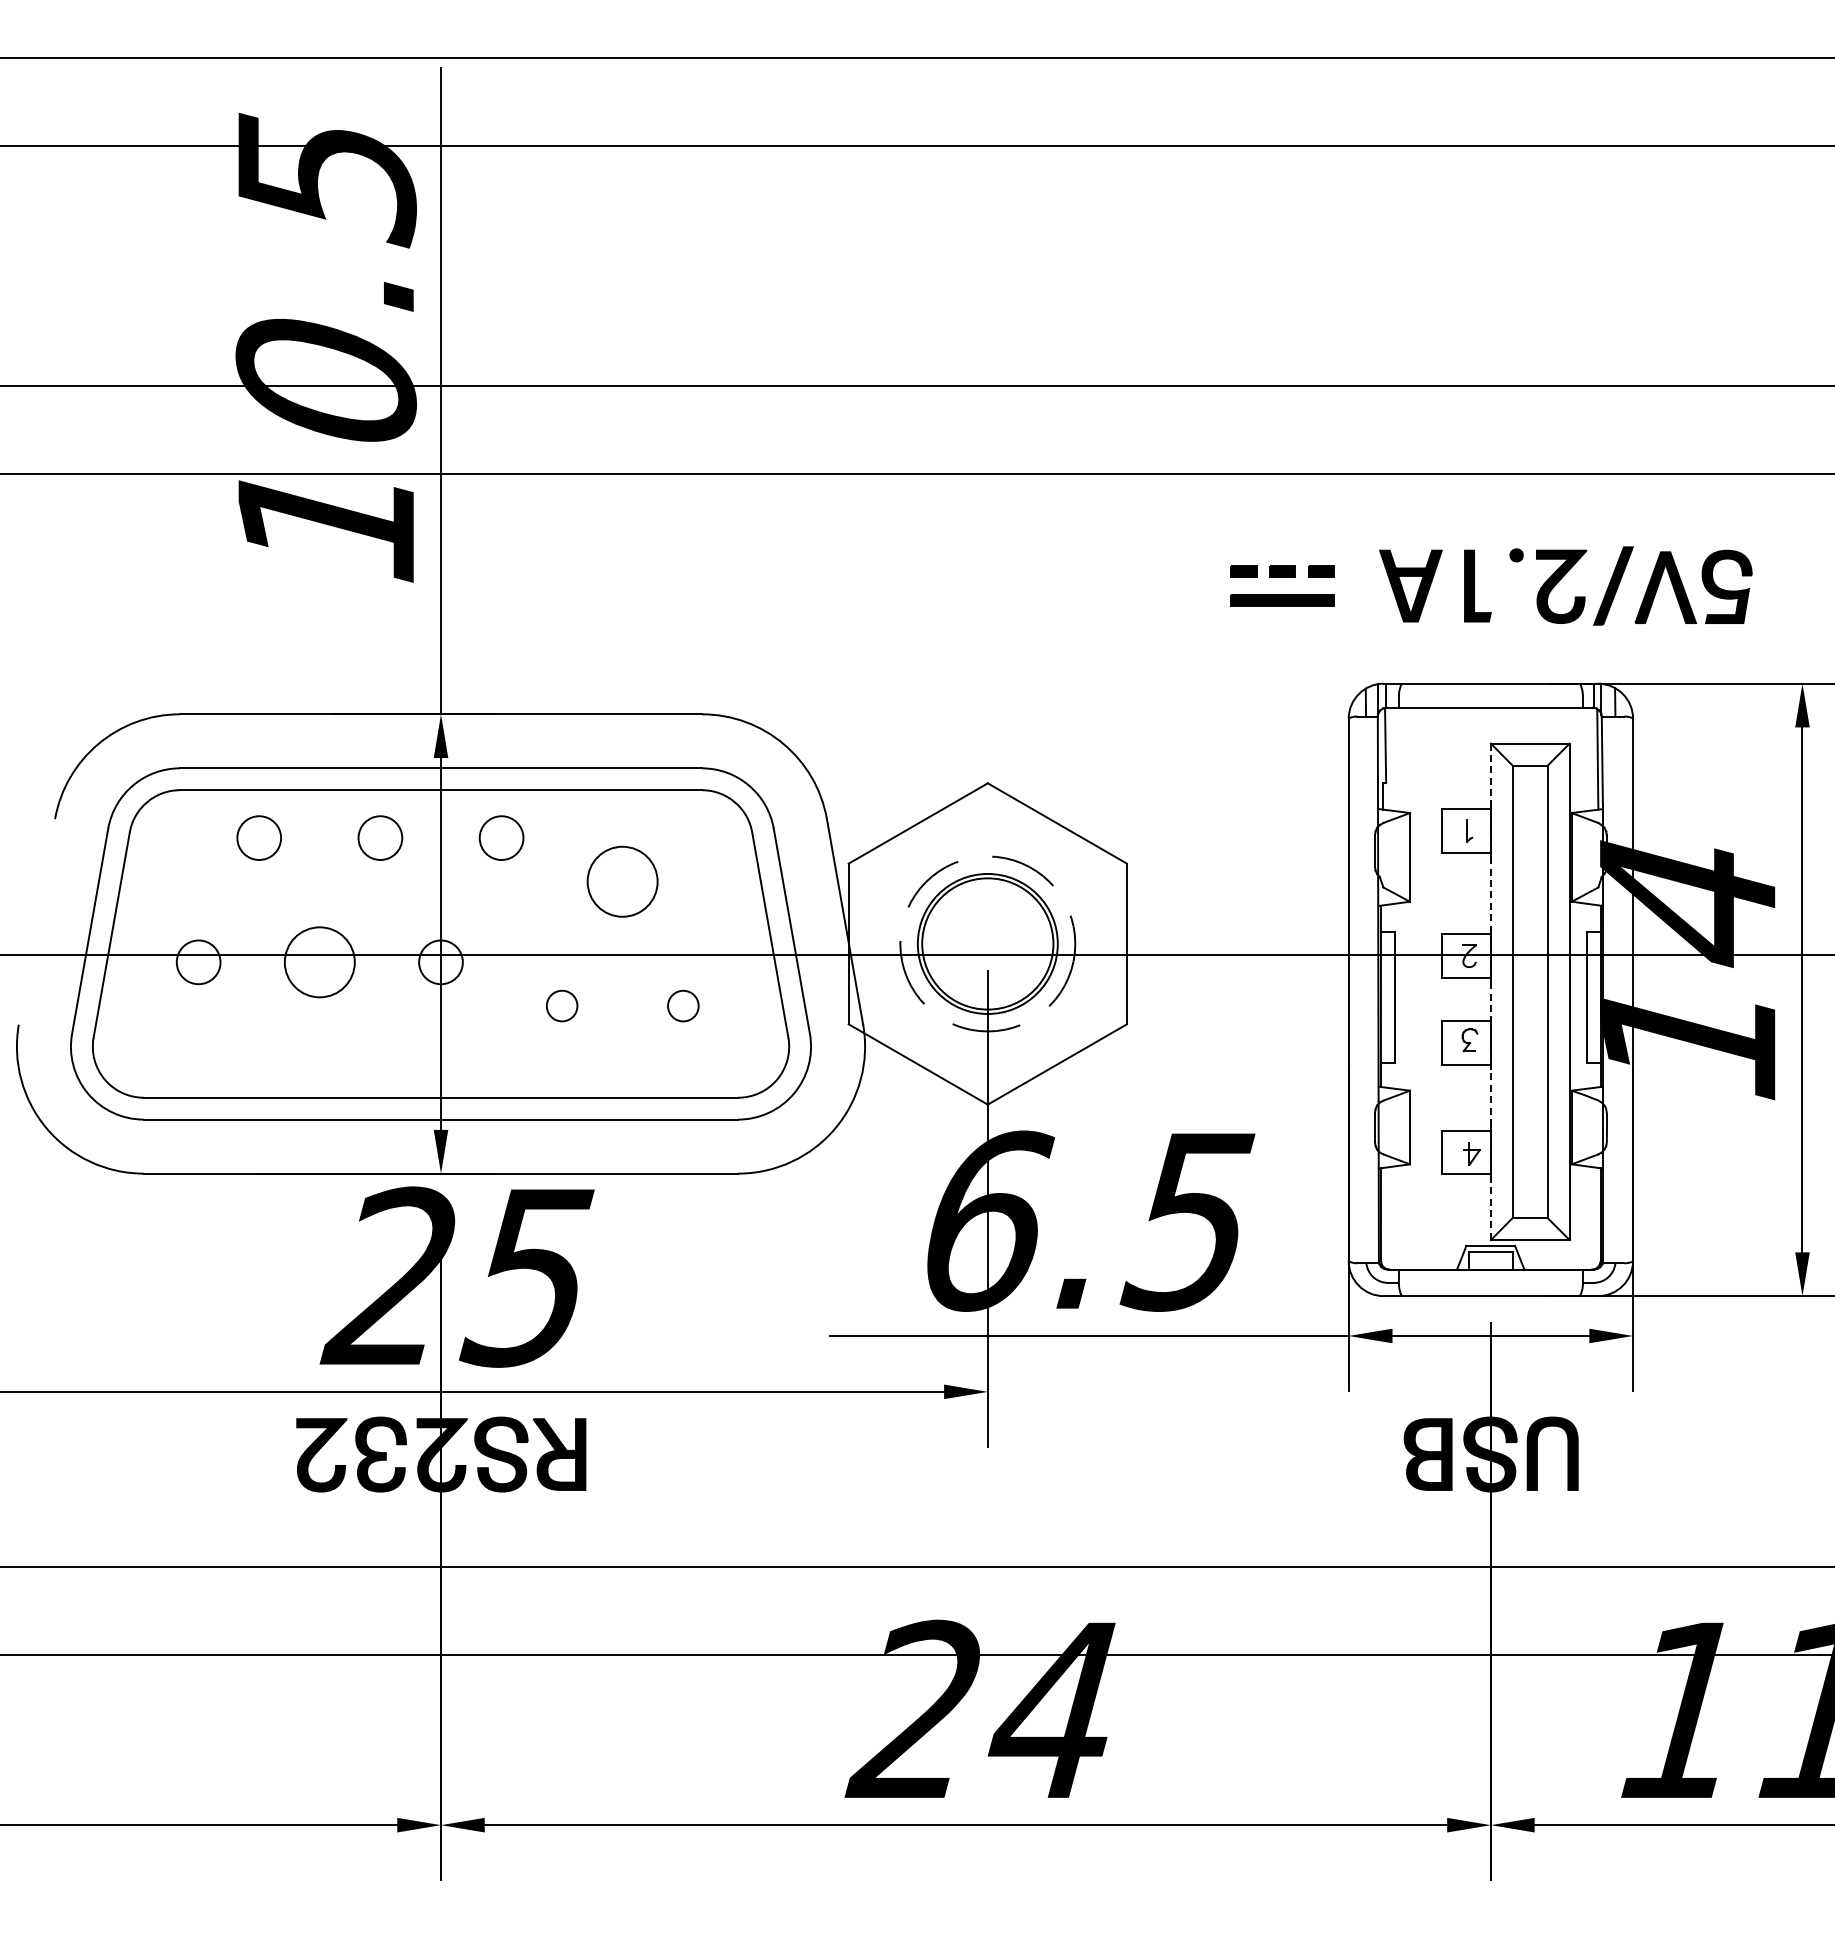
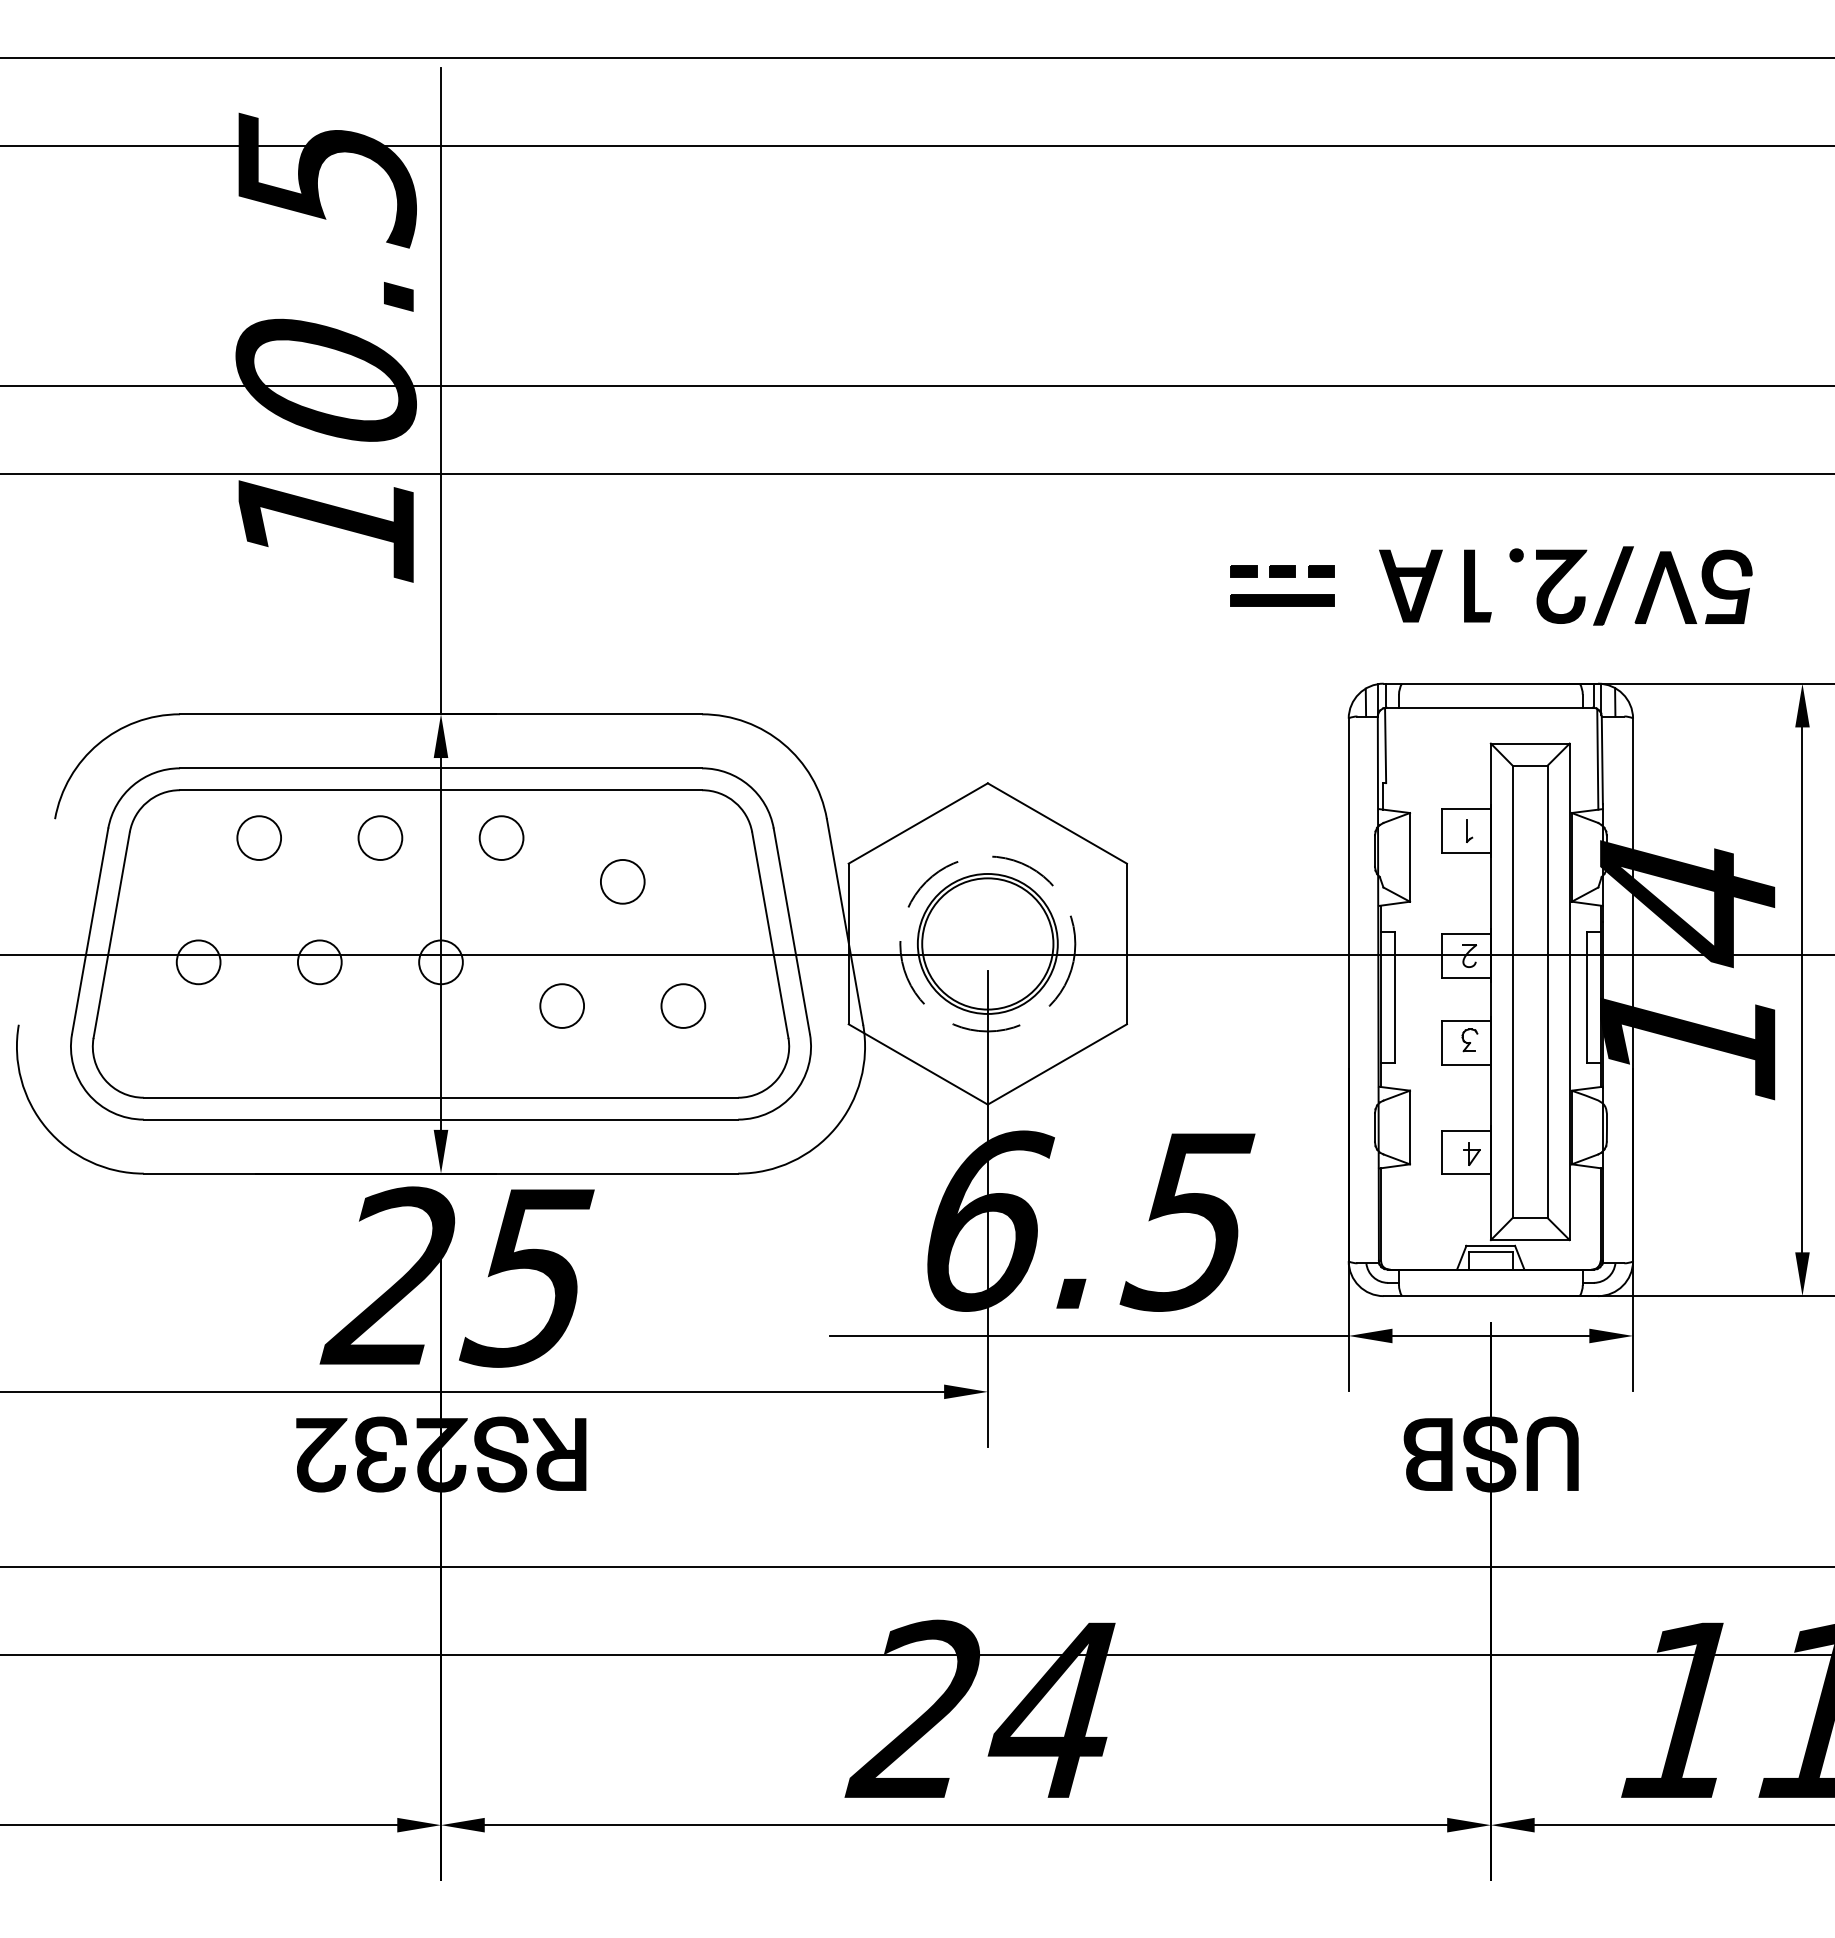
circle size: 73x73 px -> 46x46 px (622, 881)
circle diameter: 70 px -> 44 px (319, 962)
line: dashed -> solid (1490, 992)
circle size: 34x34 px -> 46x46 px (561, 1005)
circle diameter: 31 px -> 44 px (683, 1005)
